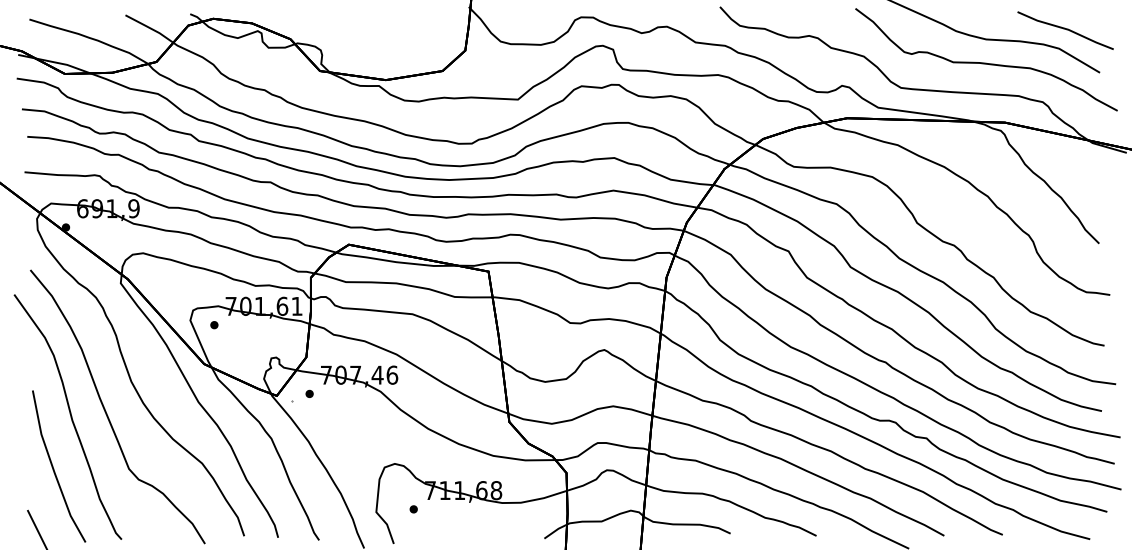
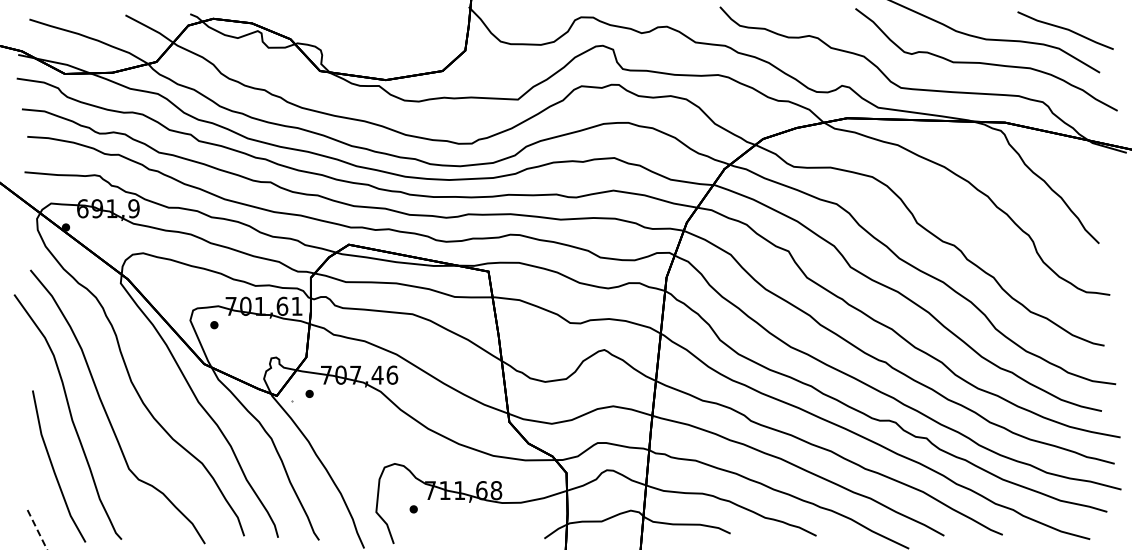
line: solid -> dashed (37, 530)
